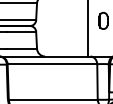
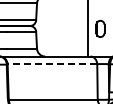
part position: (103, 20) -> (100, 28) (100, 28)
line: solid -> dashed (52, 64)
